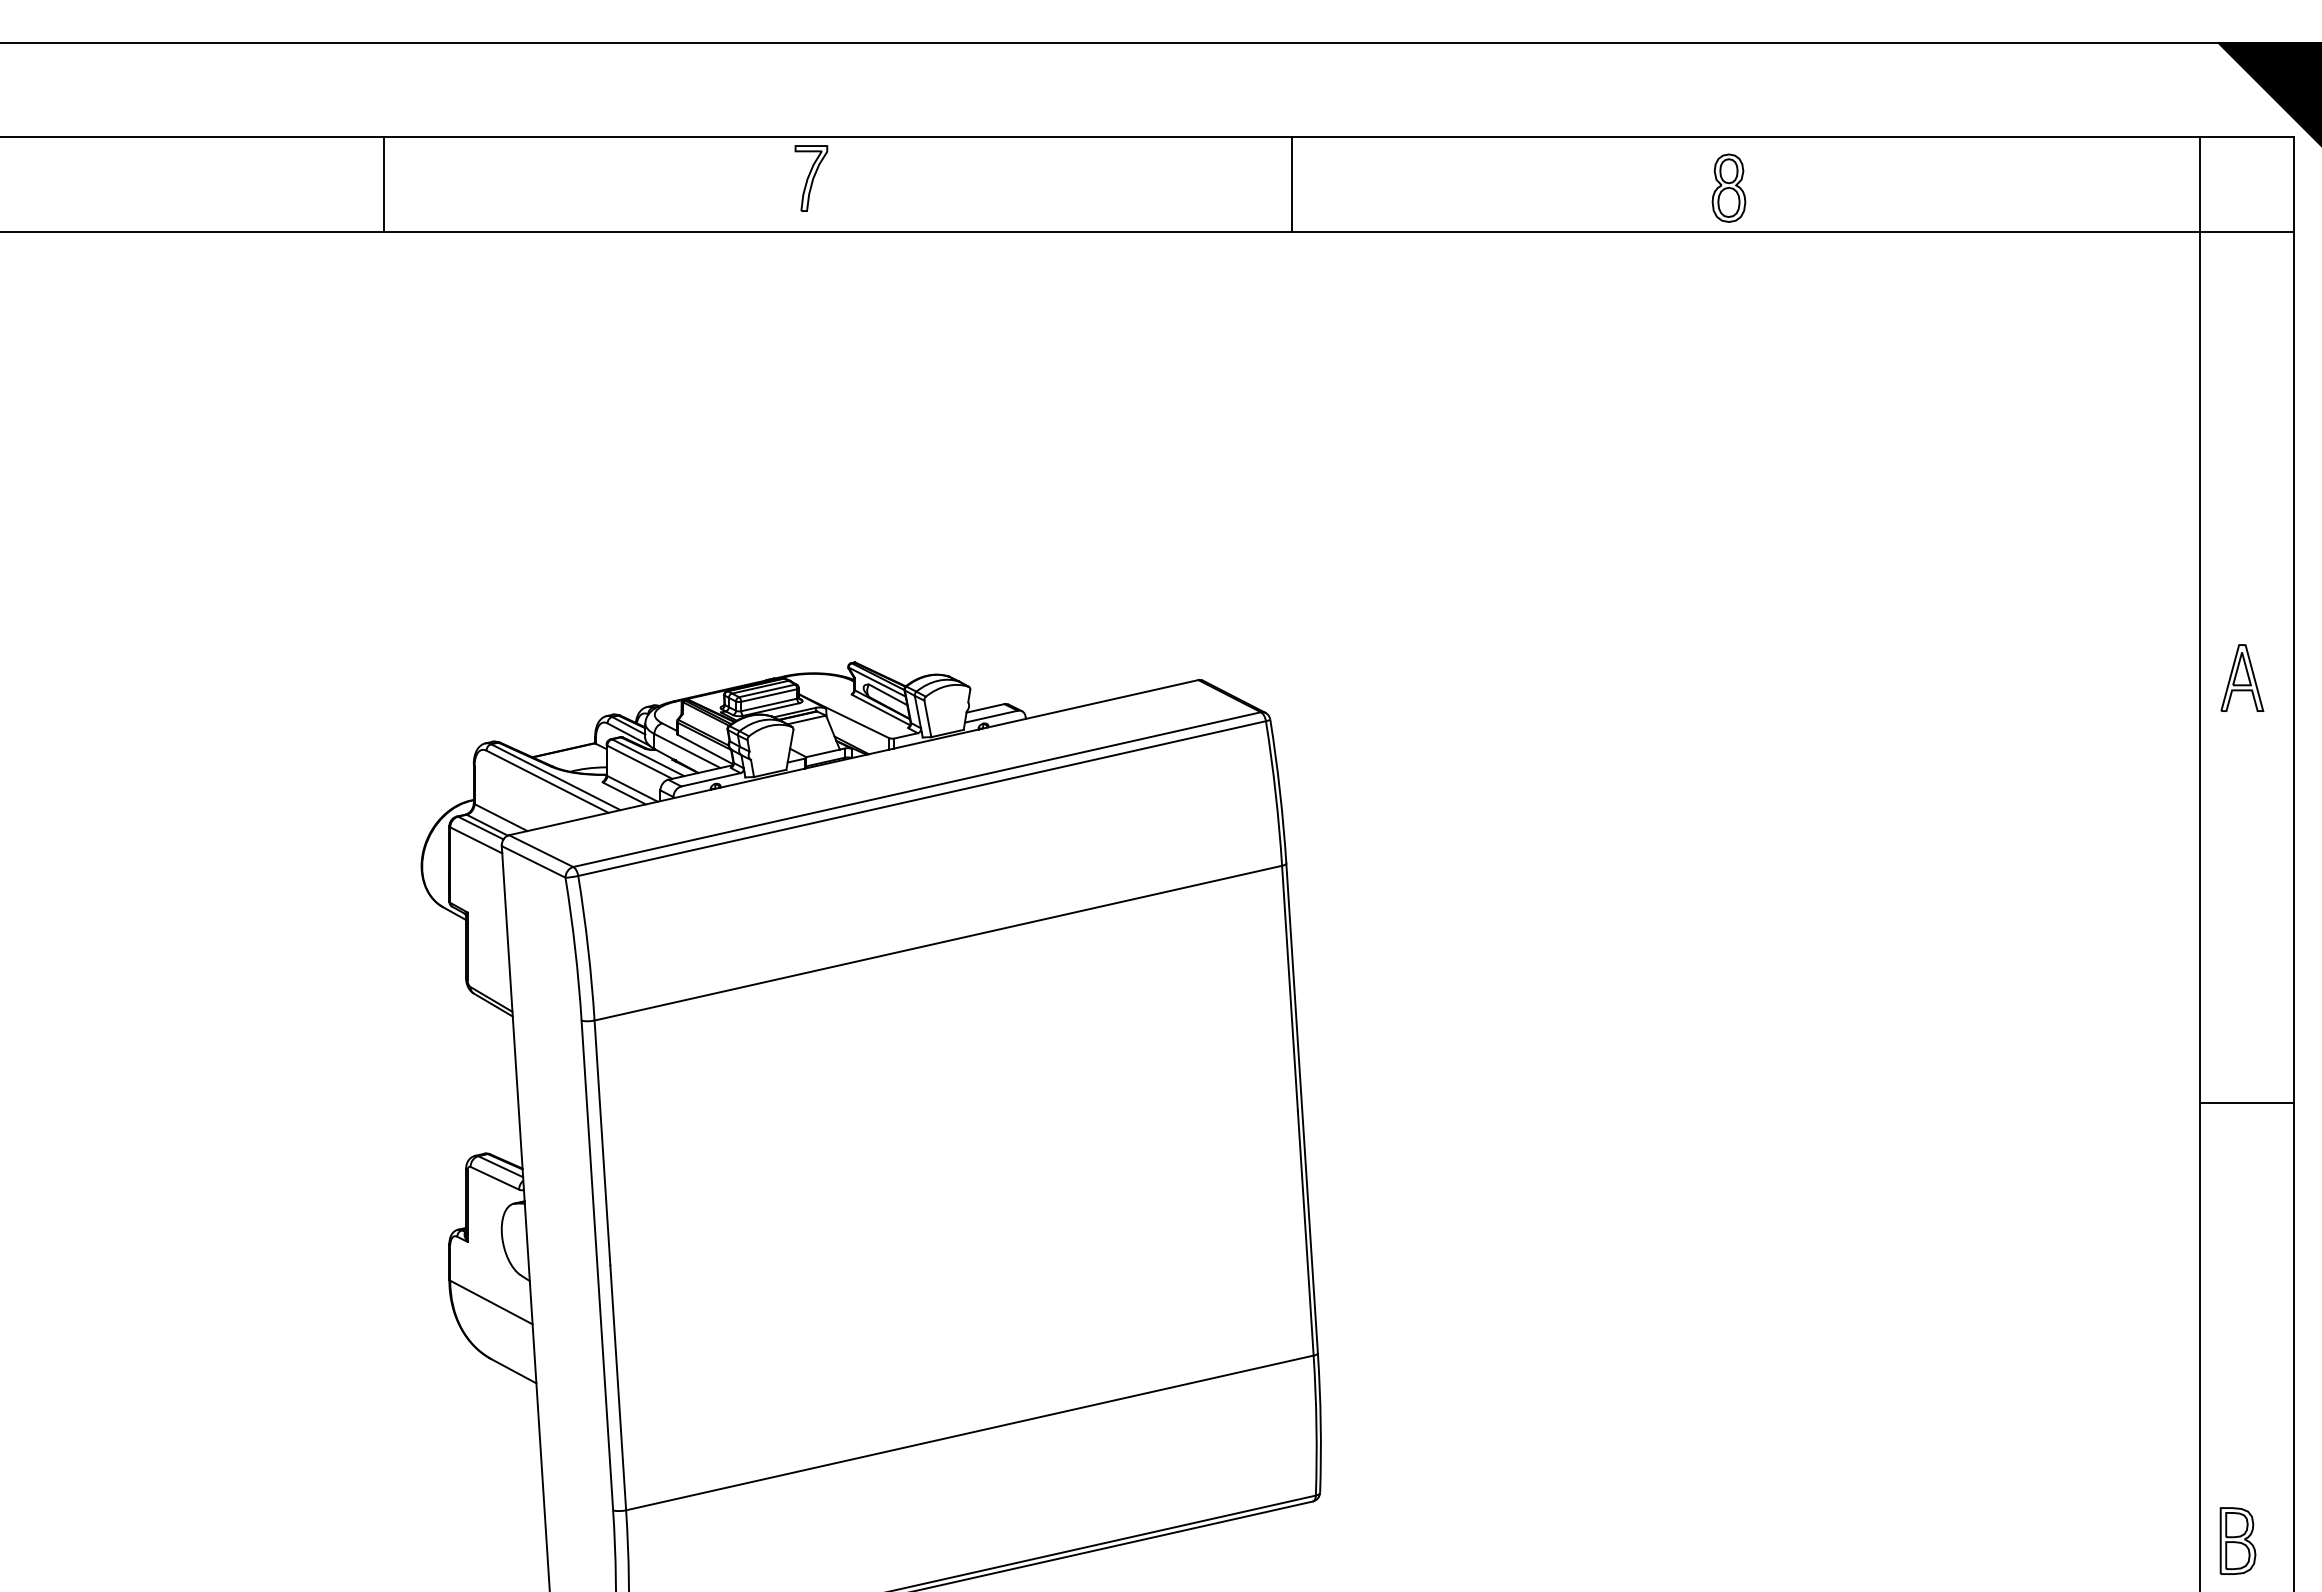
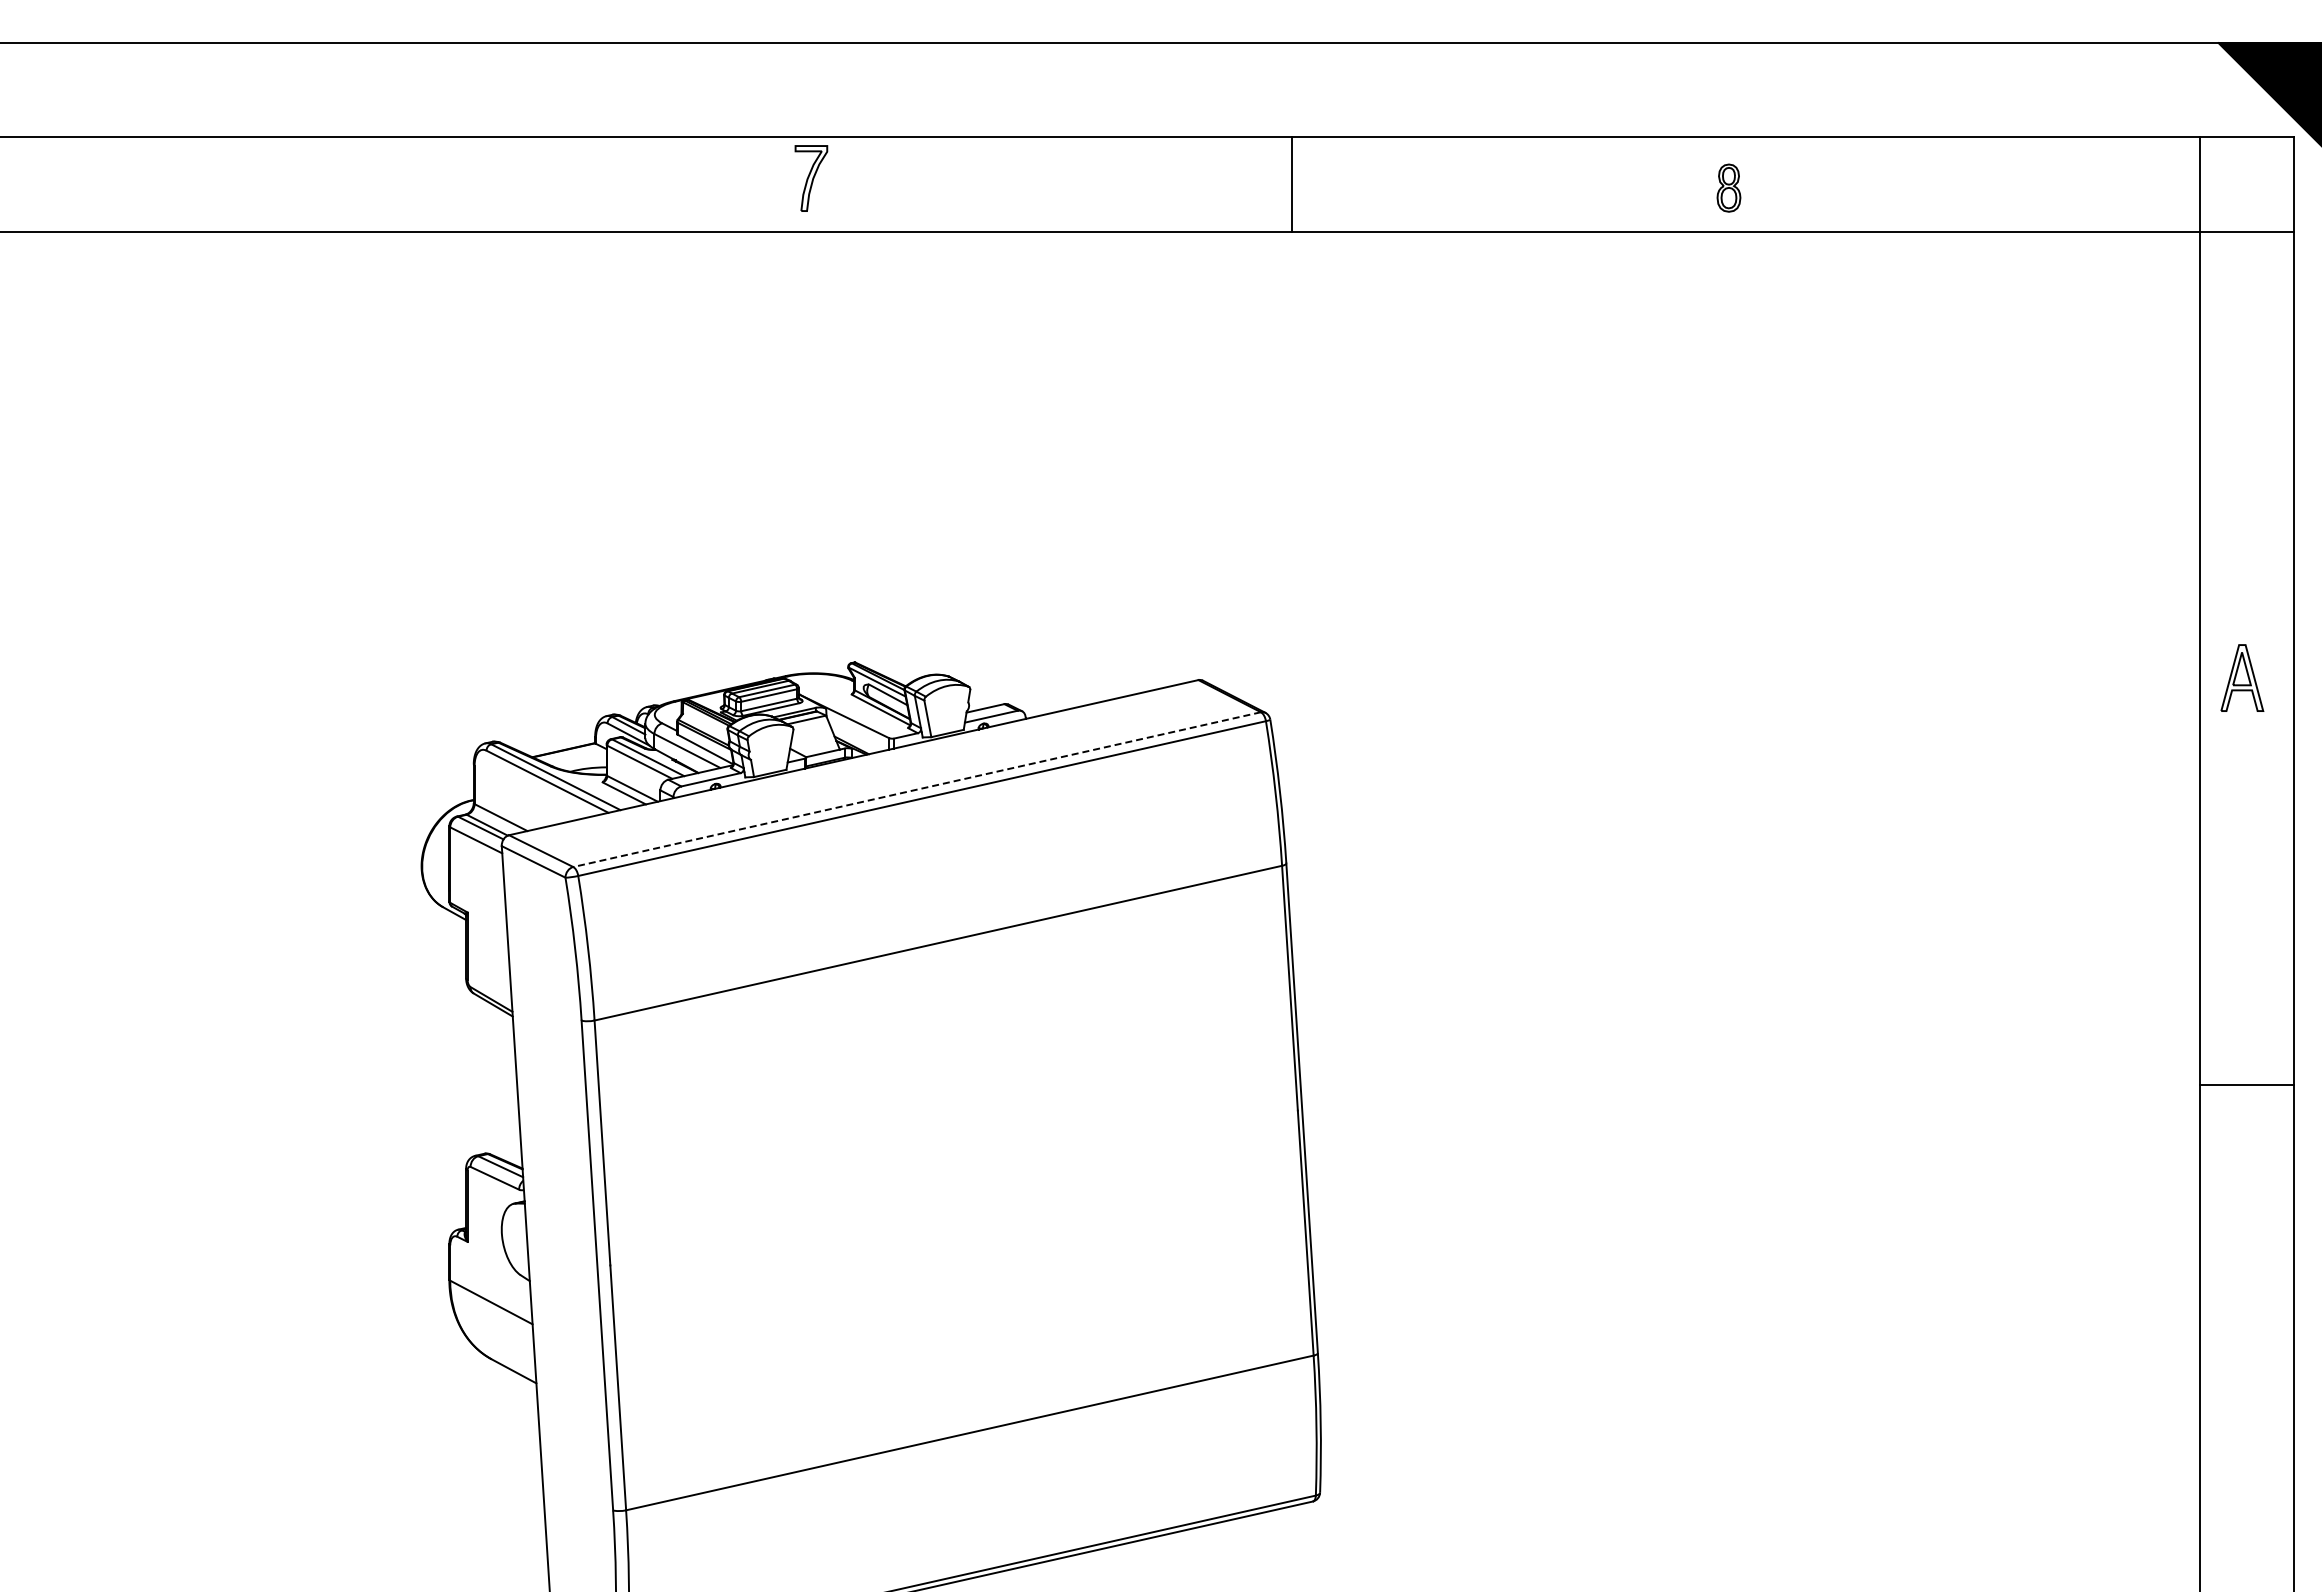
line: present -> none (384, 184)
part size: 36x70 px -> 26x50 px (1728, 187)
line: solid -> dashed (916, 789)
line position: (2246, 1102) -> (2246, 1084) (2246, 1084)
part: present -> none (2237, 1540)
